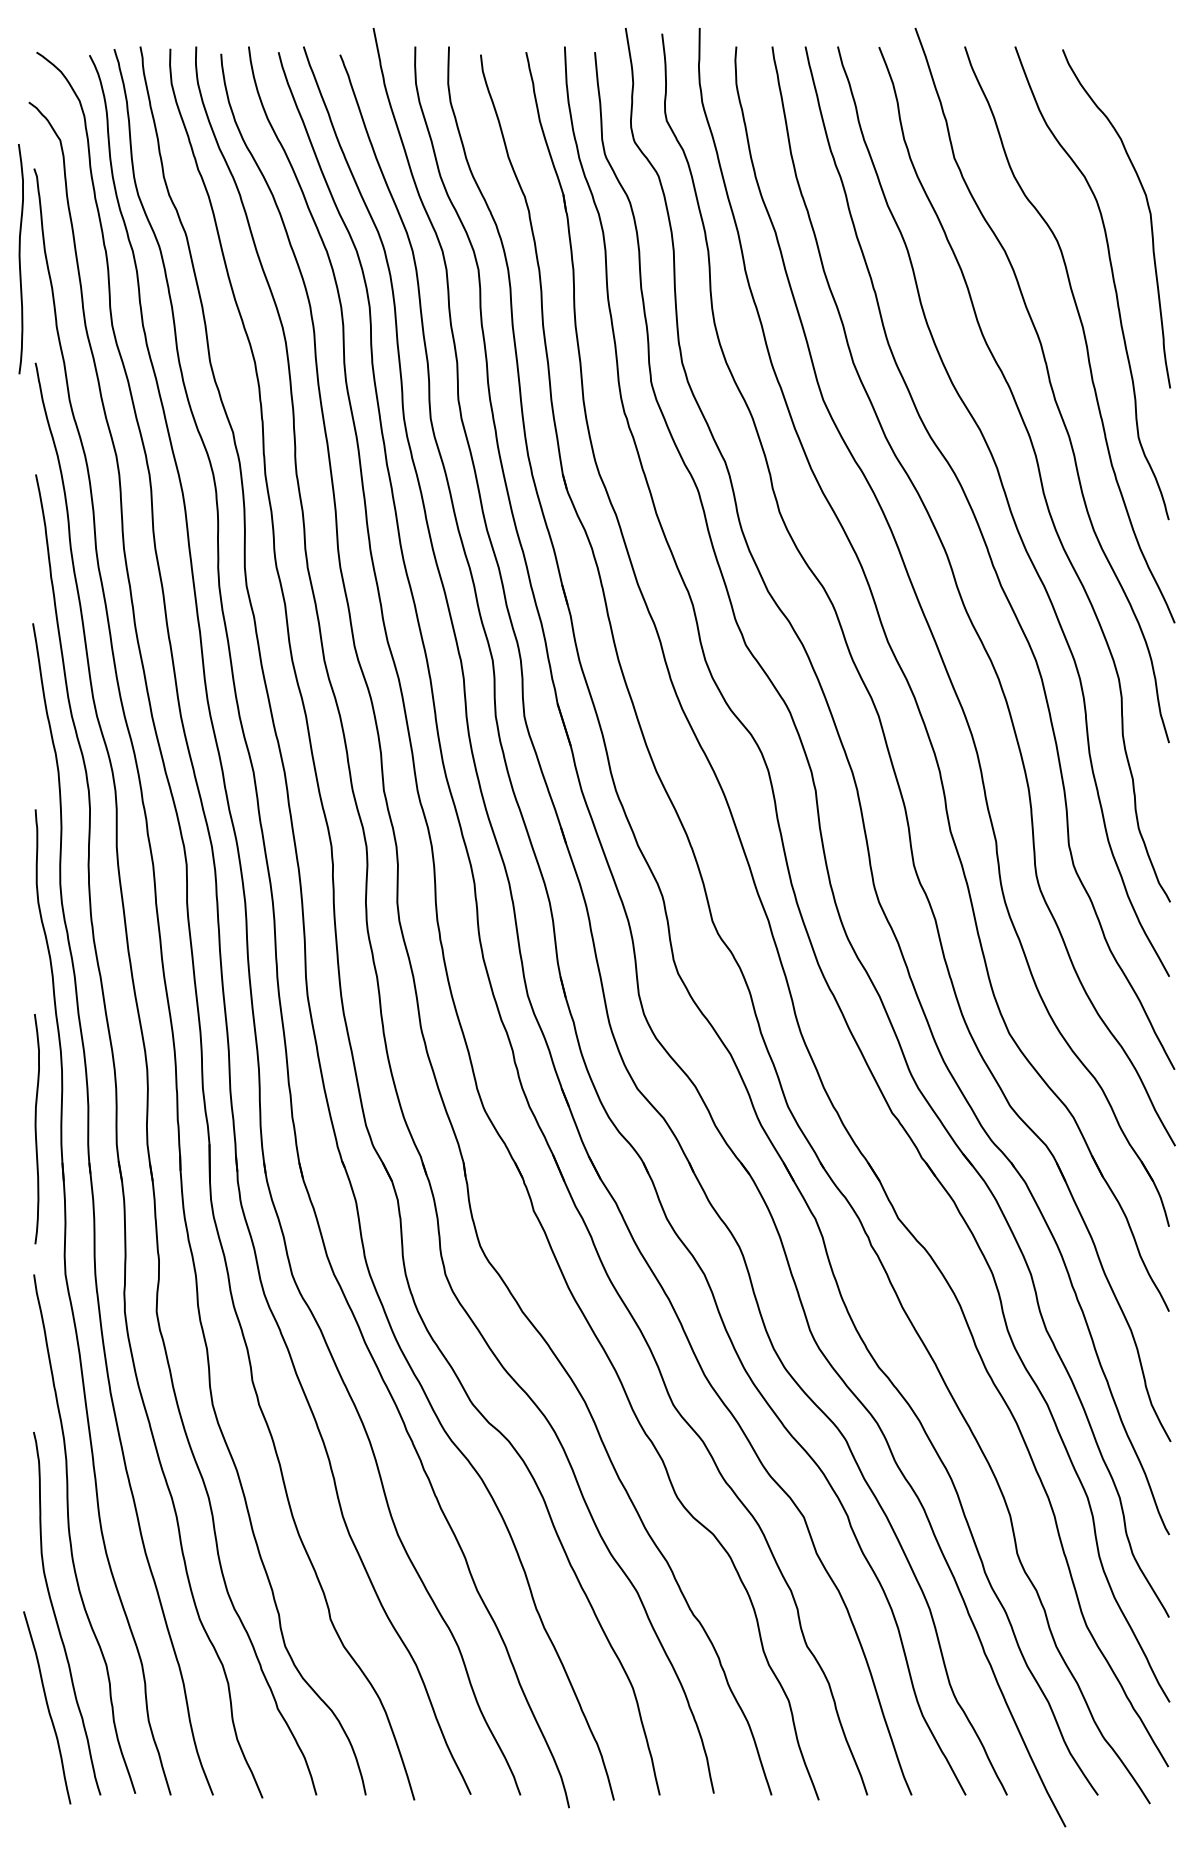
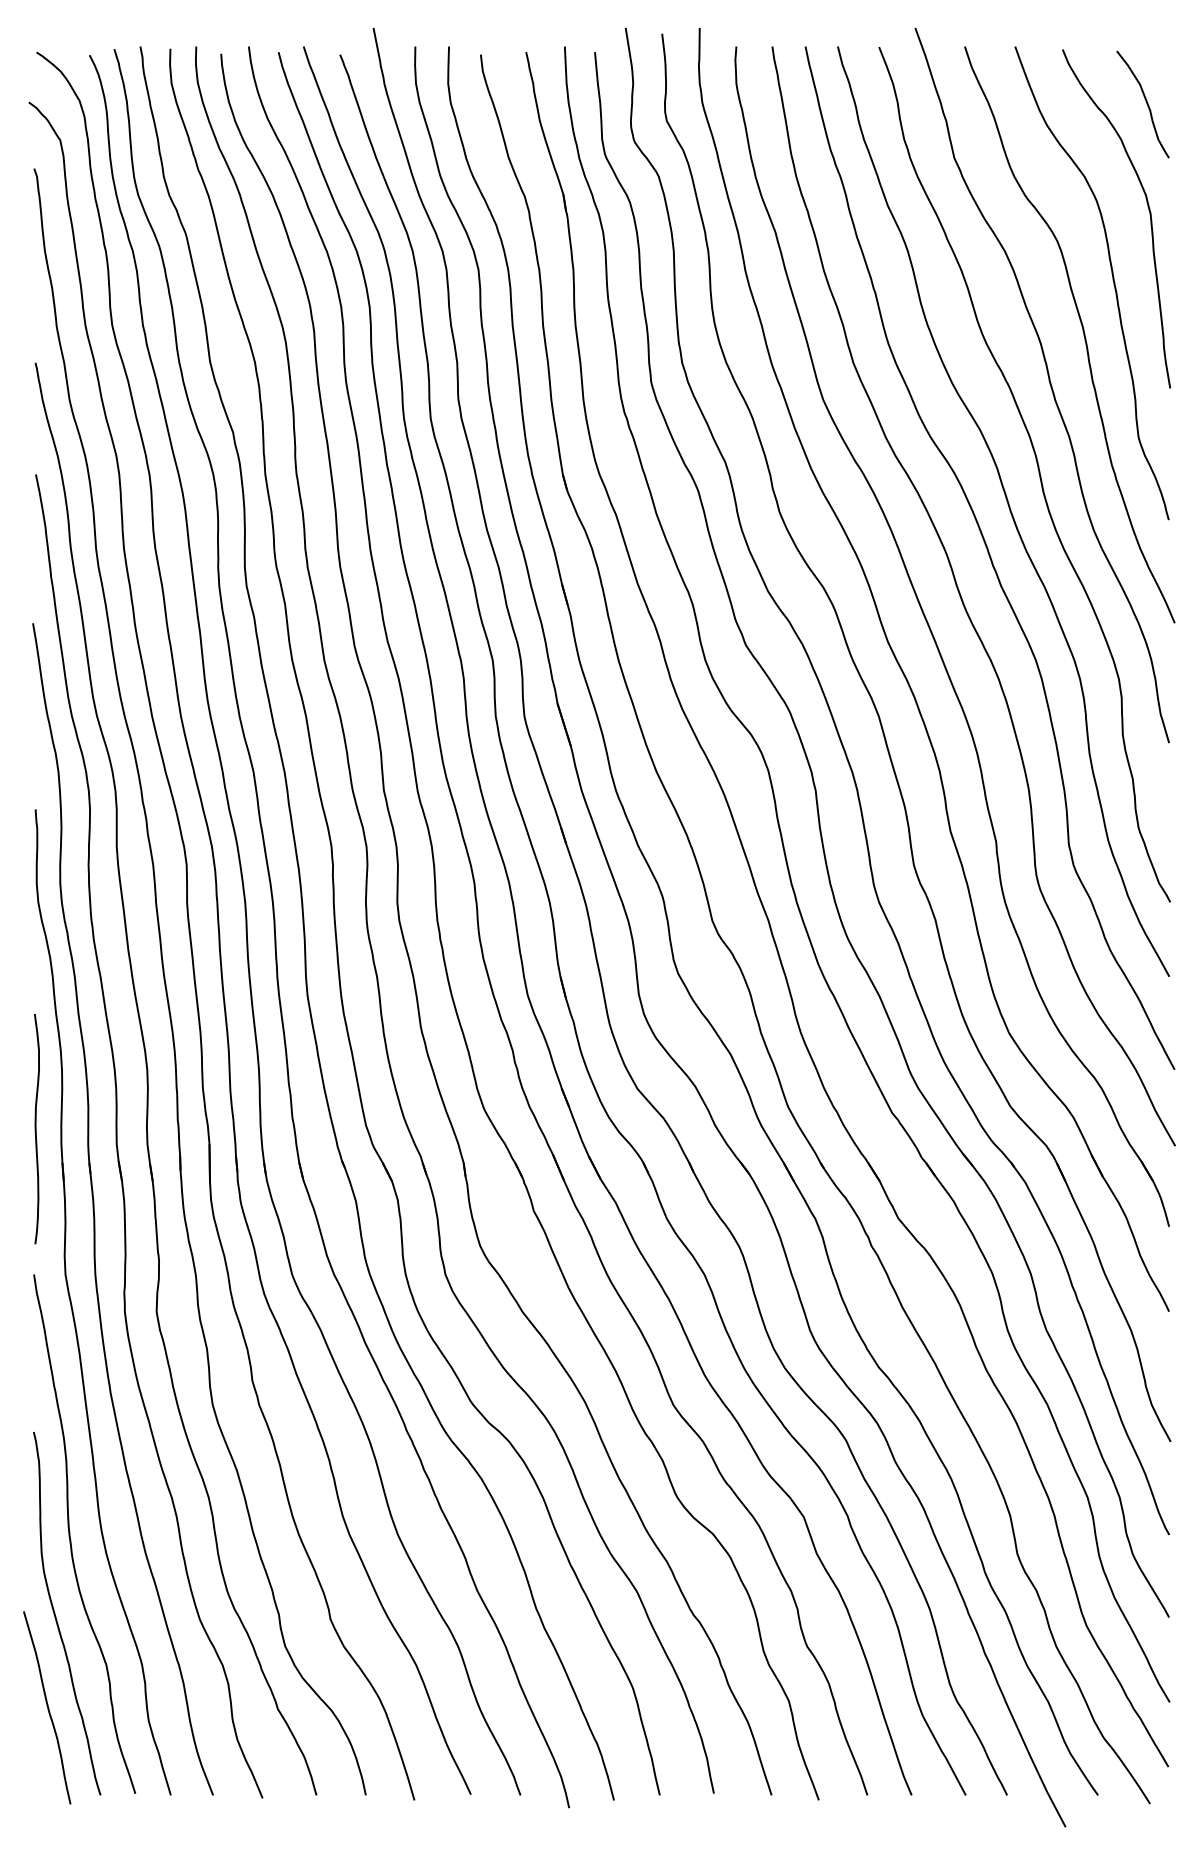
curve: none -> present (1146, 104)
curve: present -> none (20, 259)
